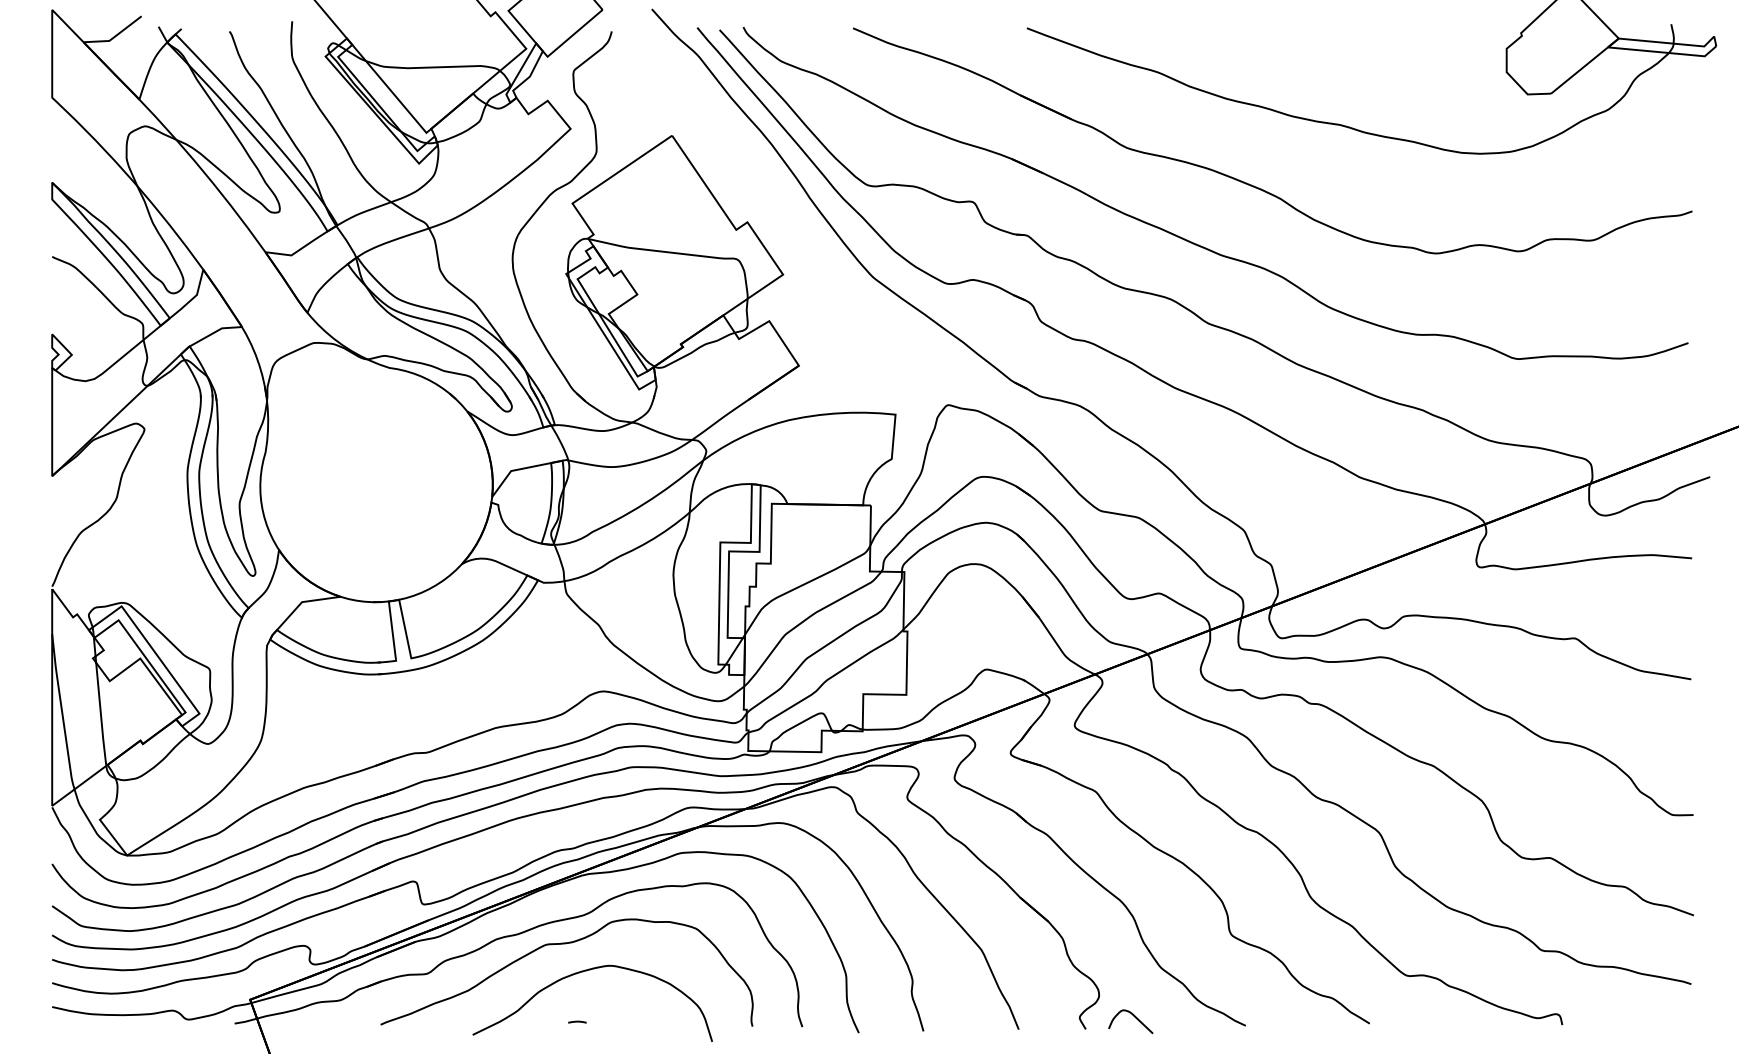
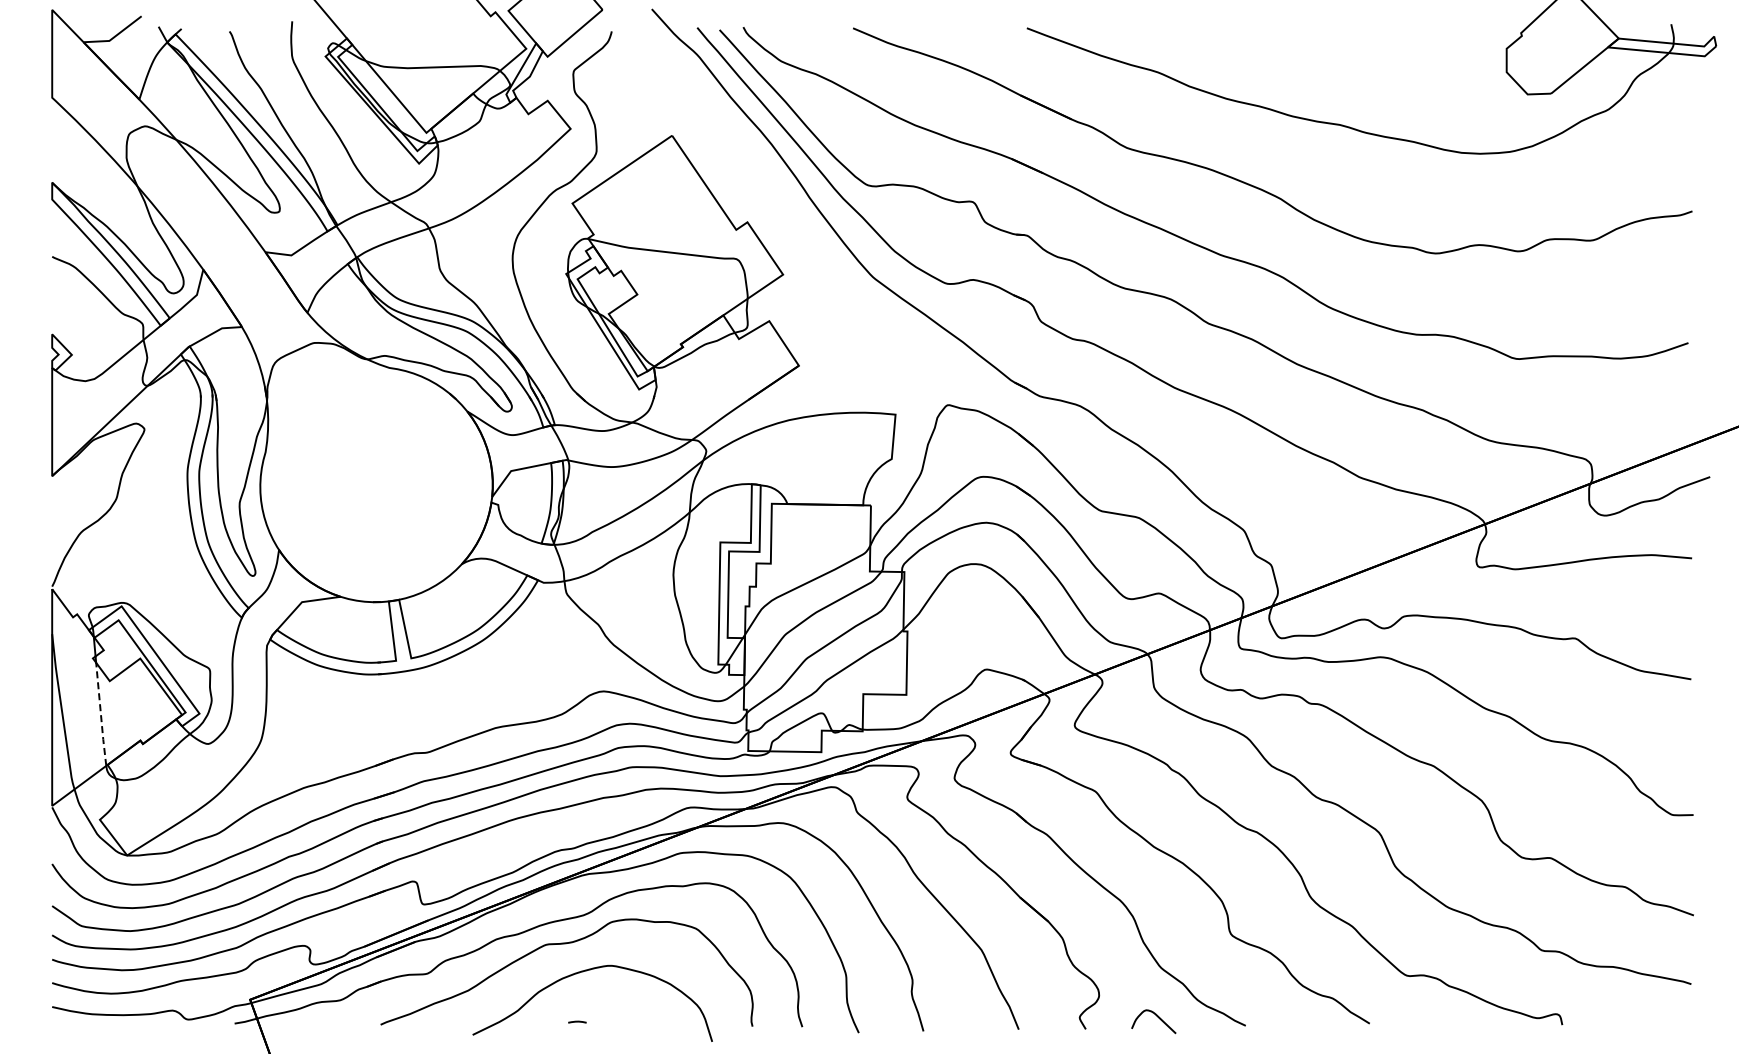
line: solid -> dashed (100, 714)
curve position: (1134, 1017) -> (1157, 1017) (1157, 1017)
